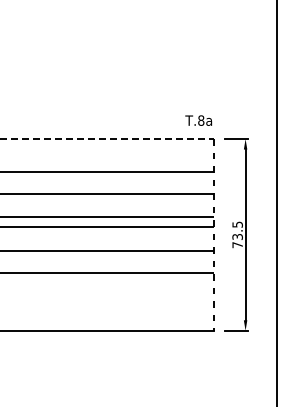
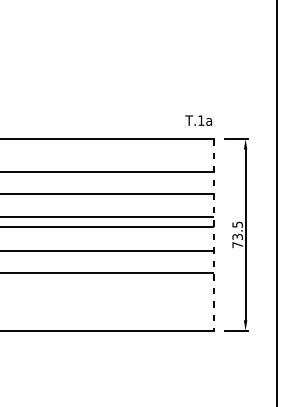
text: T.8a -> T.1a (201, 120)
line: dashed -> solid (107, 139)
